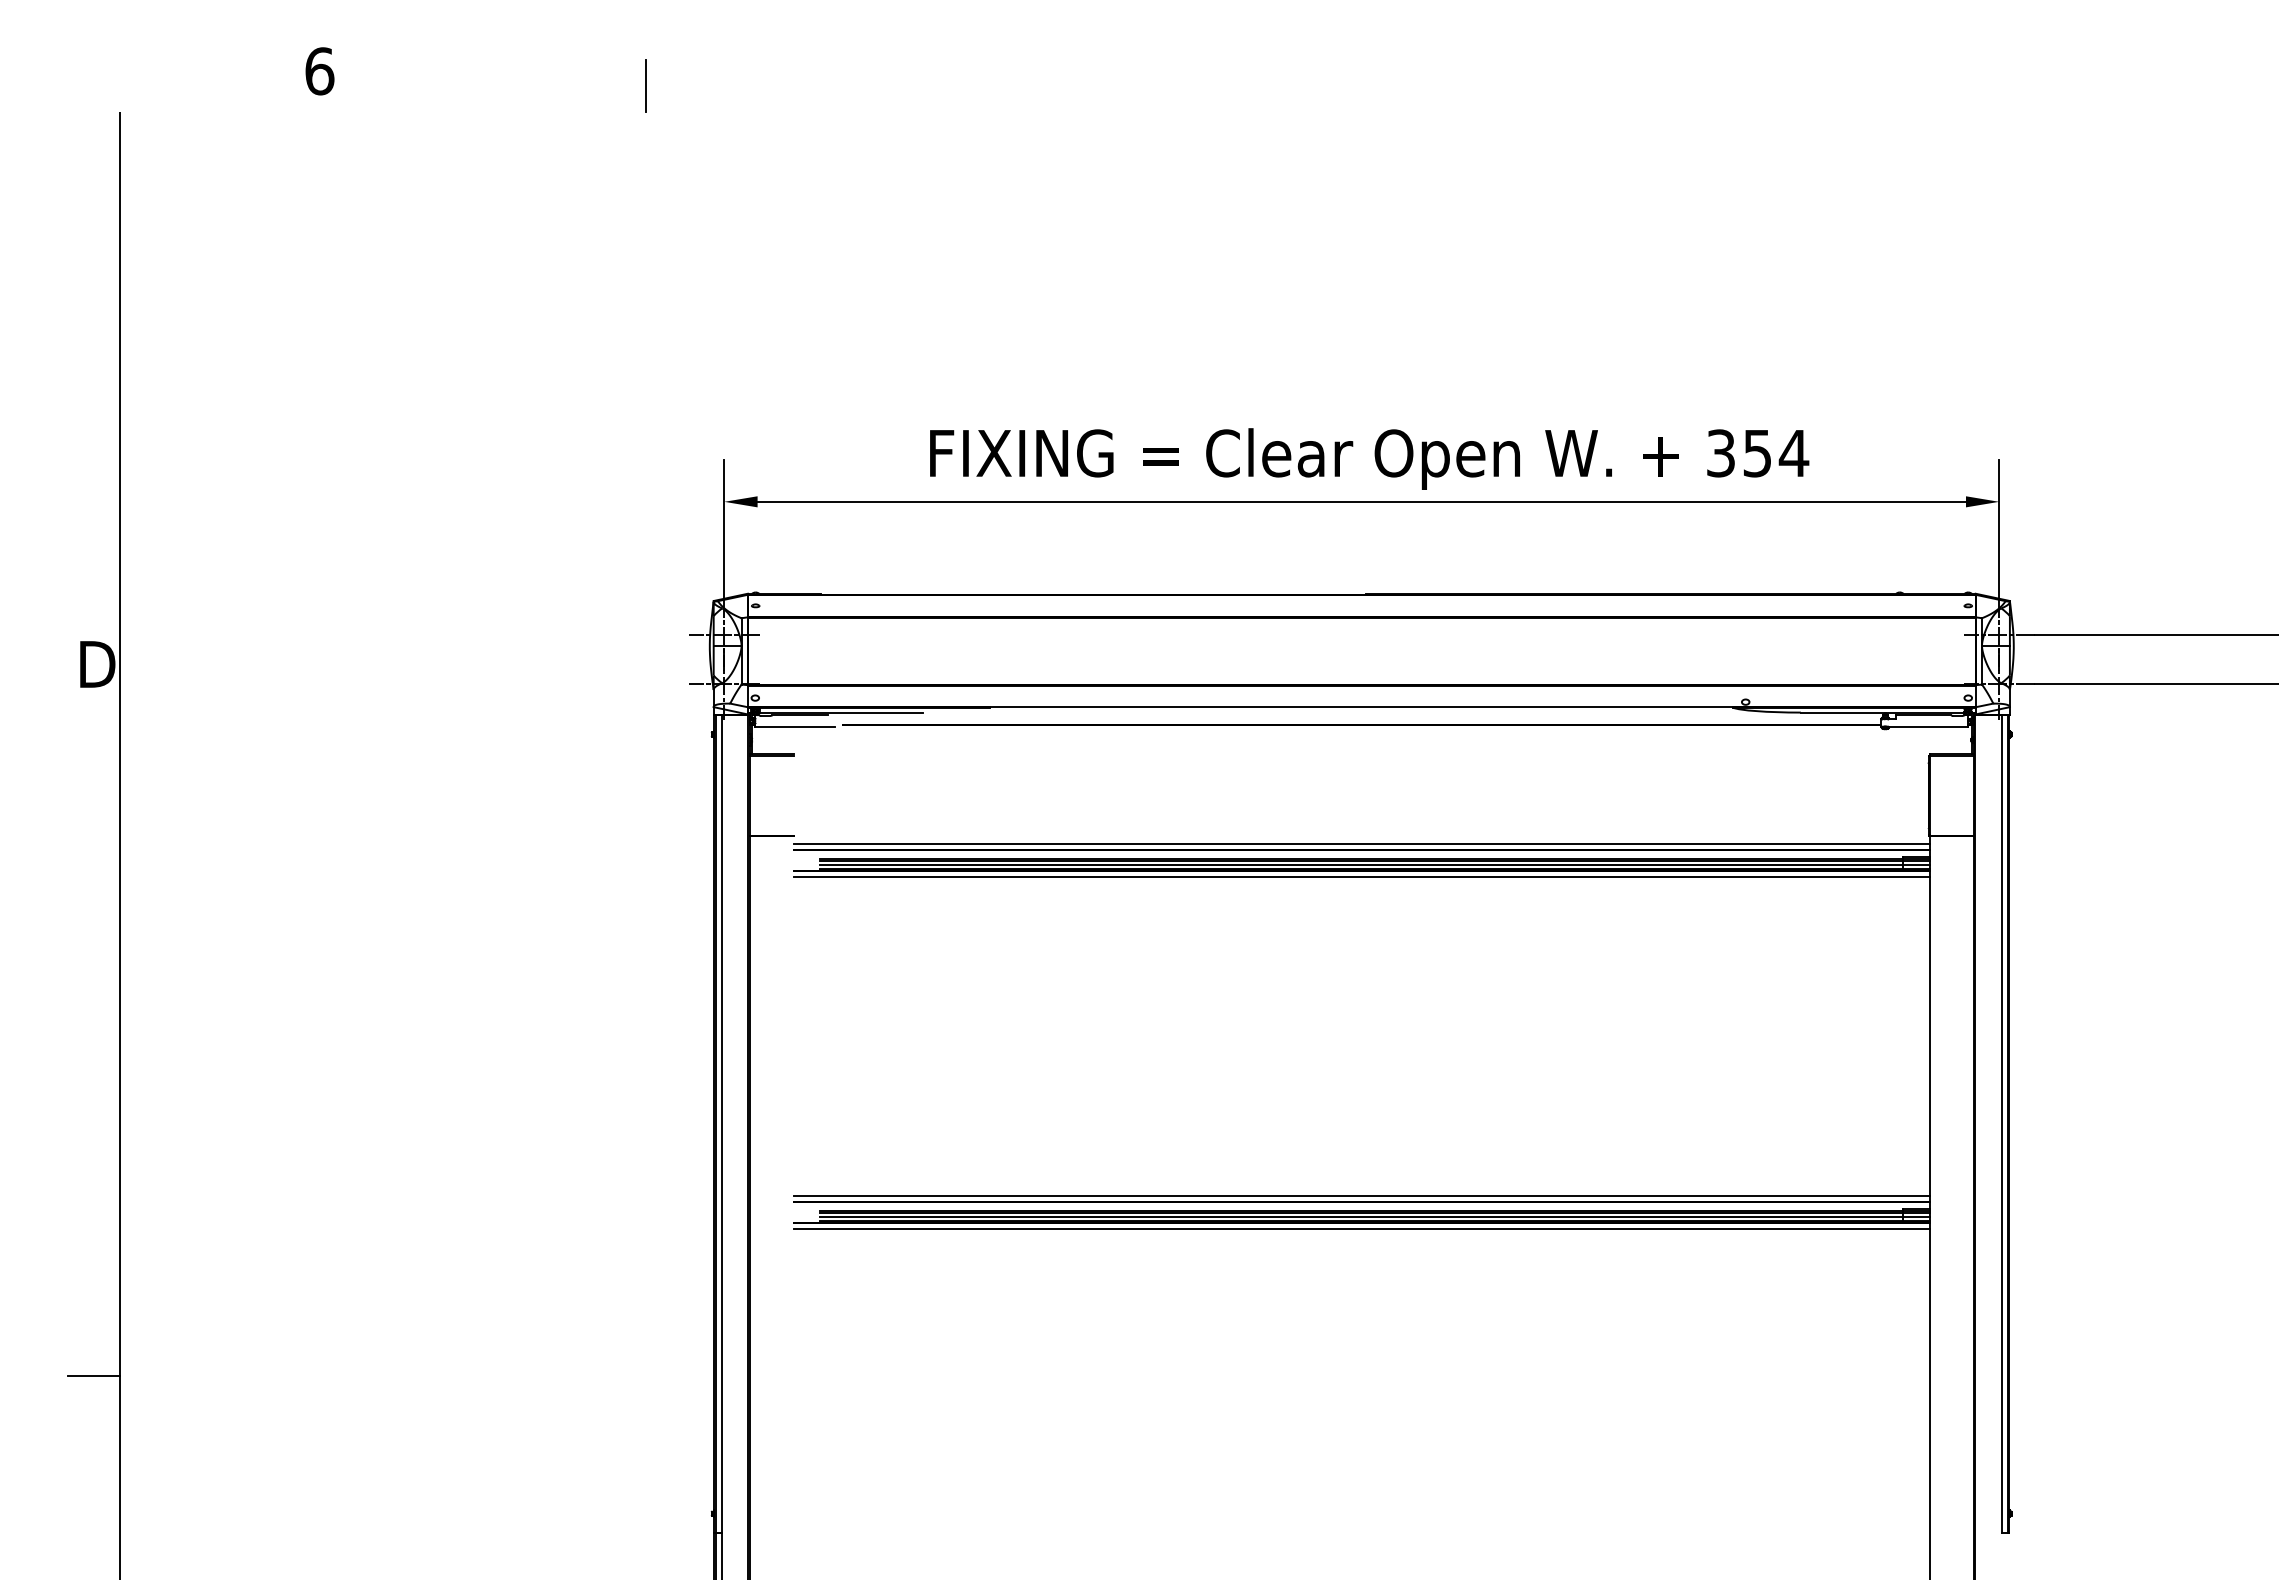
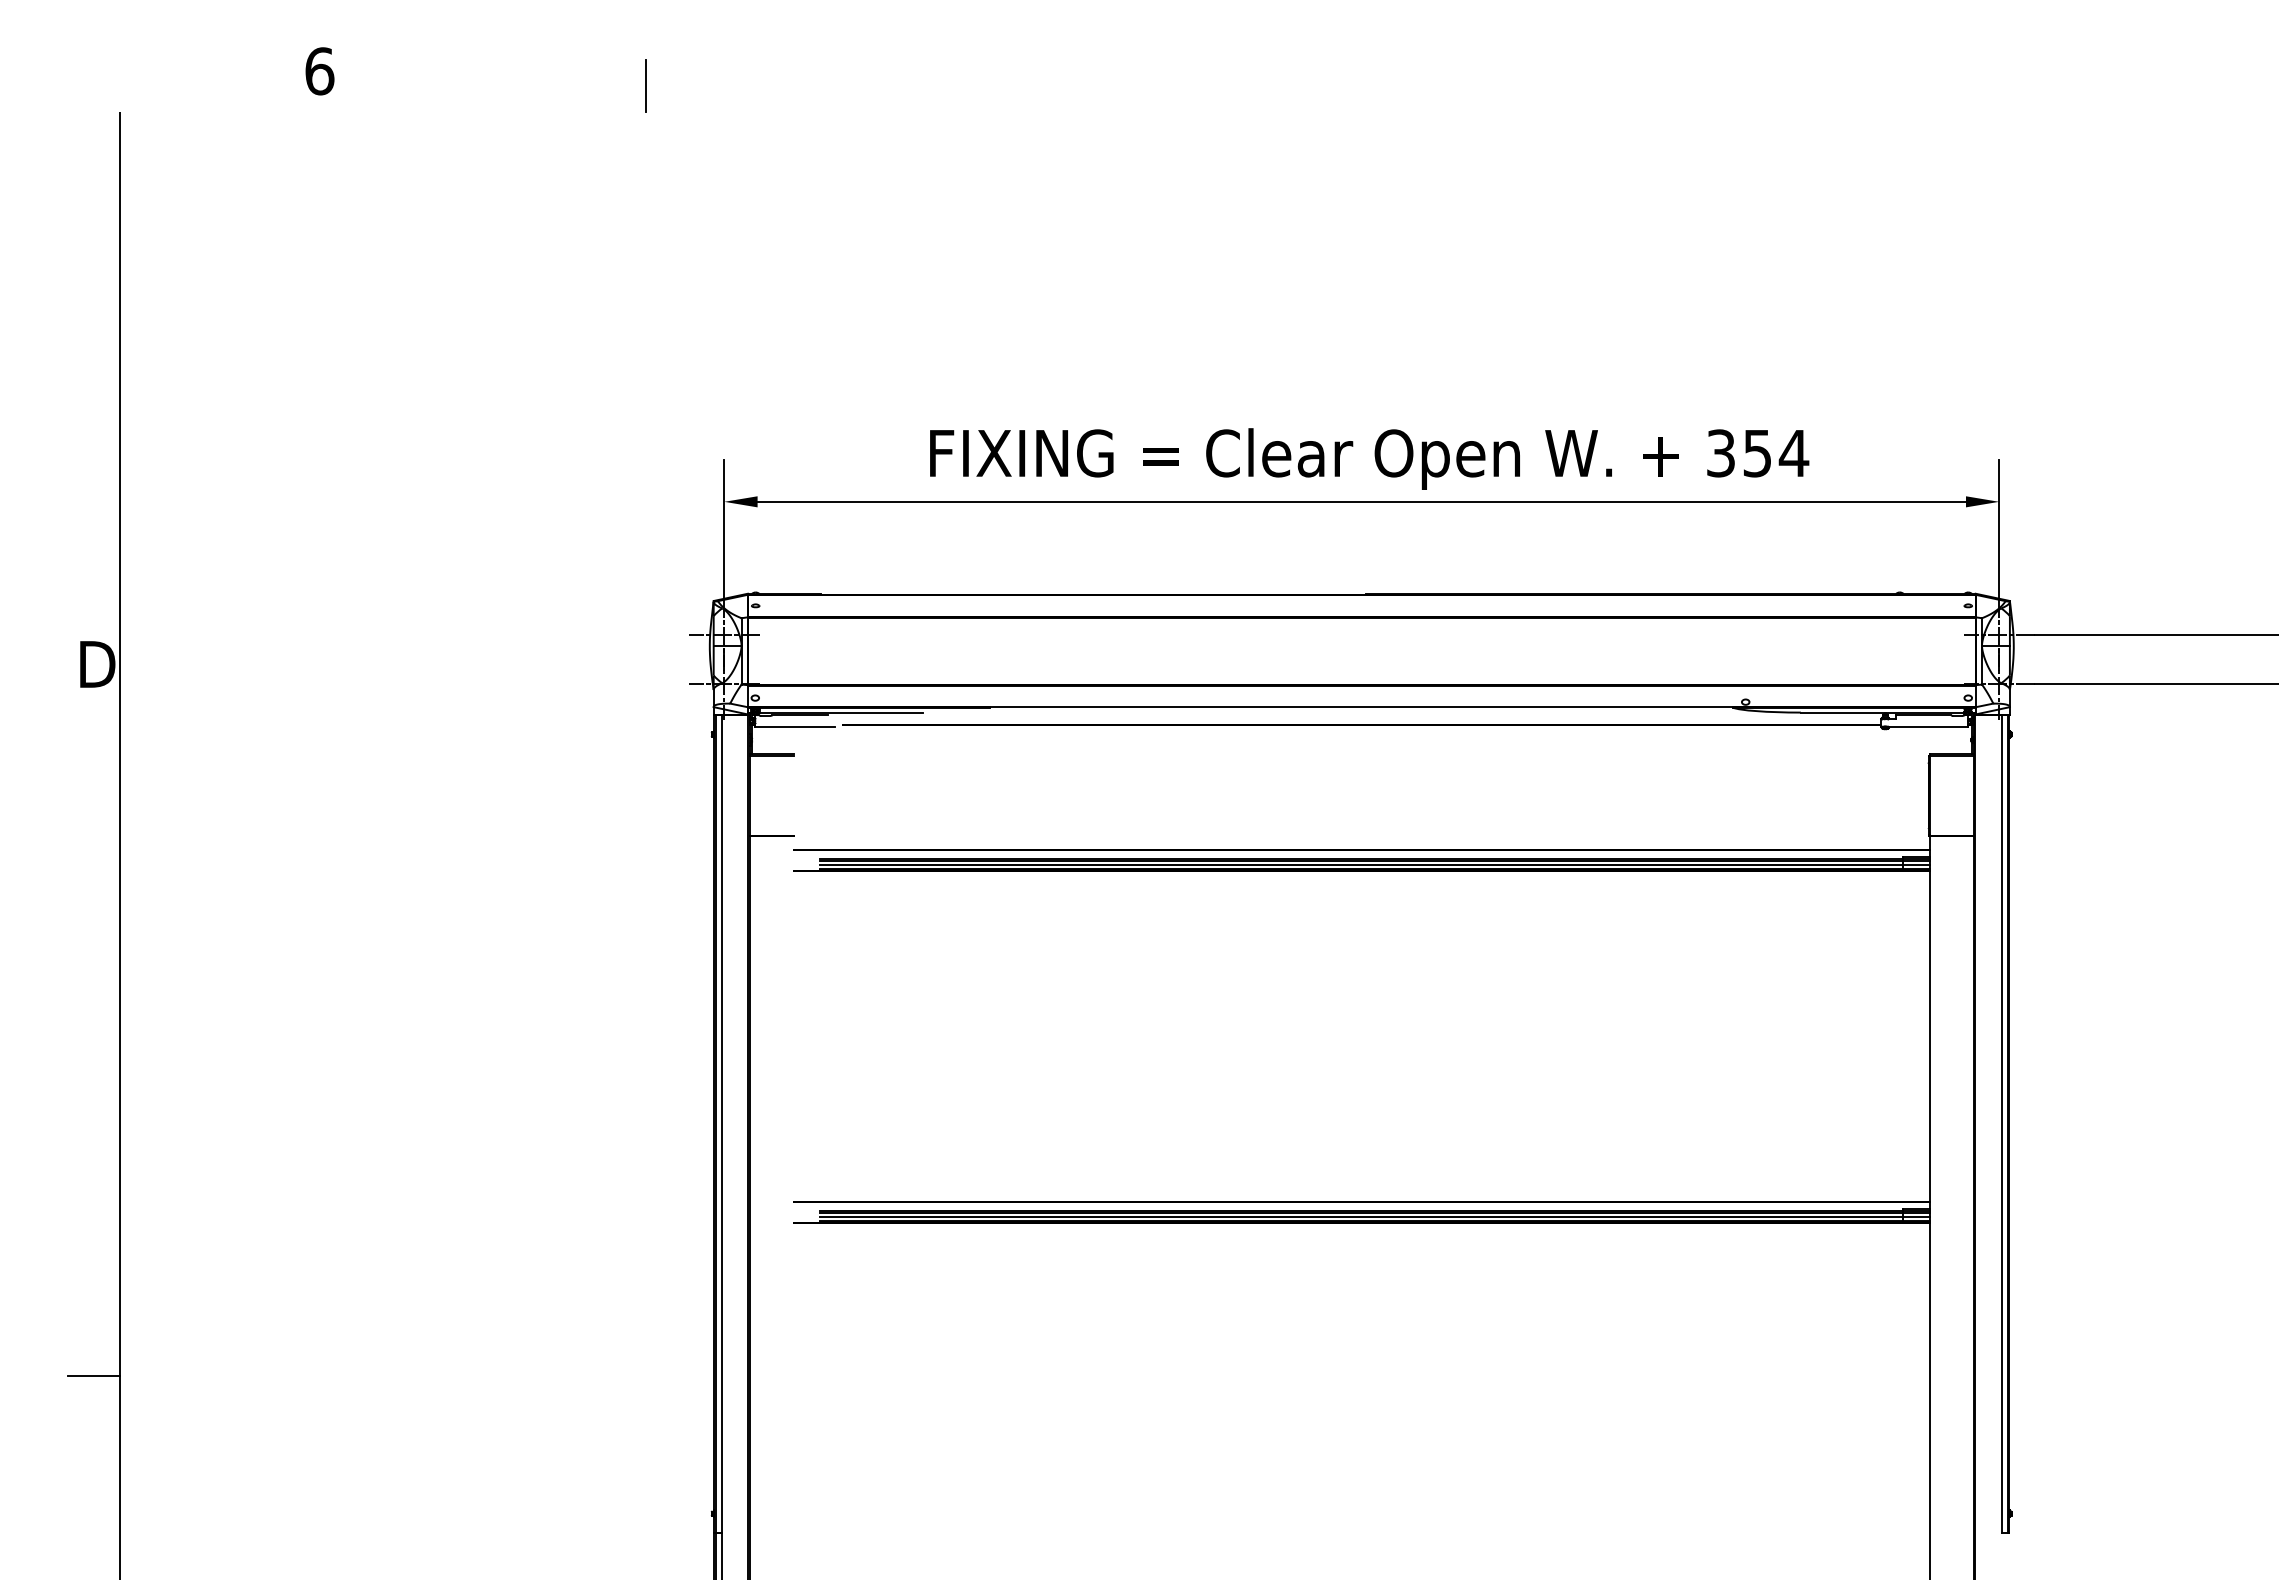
line: present -> none (1361, 843)
line: present -> none (1361, 876)
line: present -> none (1361, 1196)
line: present -> none (1361, 1228)
